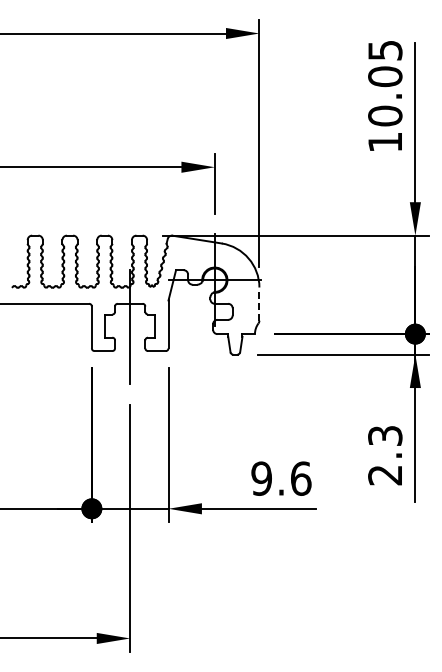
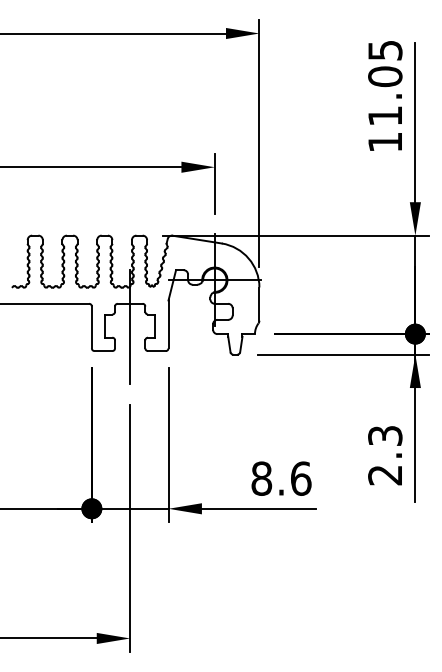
text: 10.05 -> 11.05 (385, 115)
line: dashed -> solid (259, 304)
text: 9.6 -> 8.6 (261, 478)
